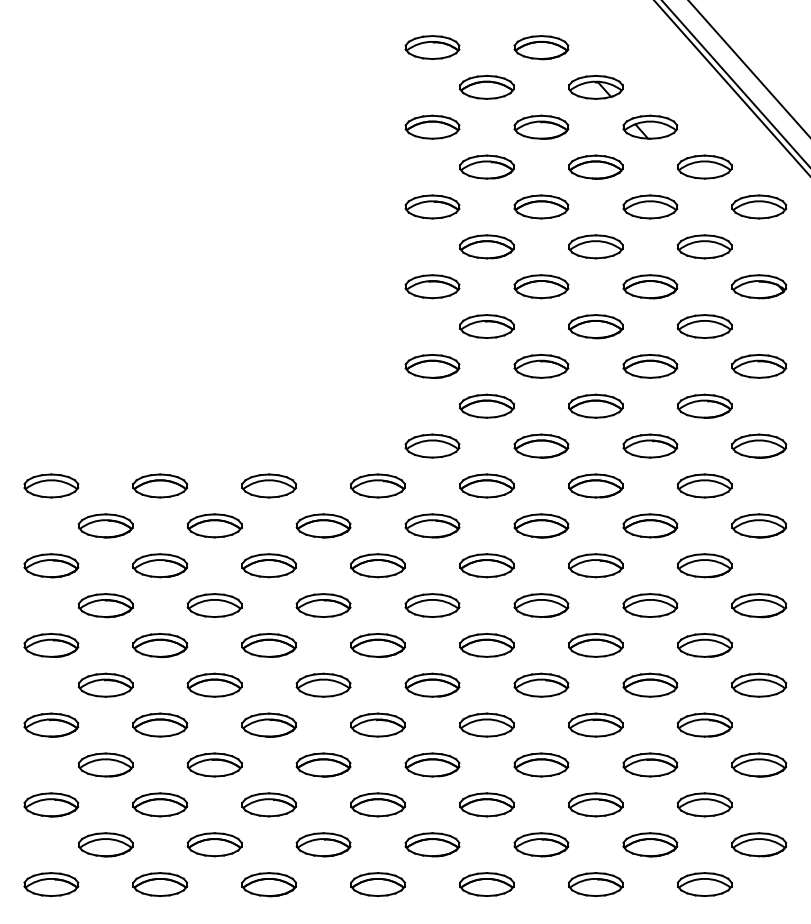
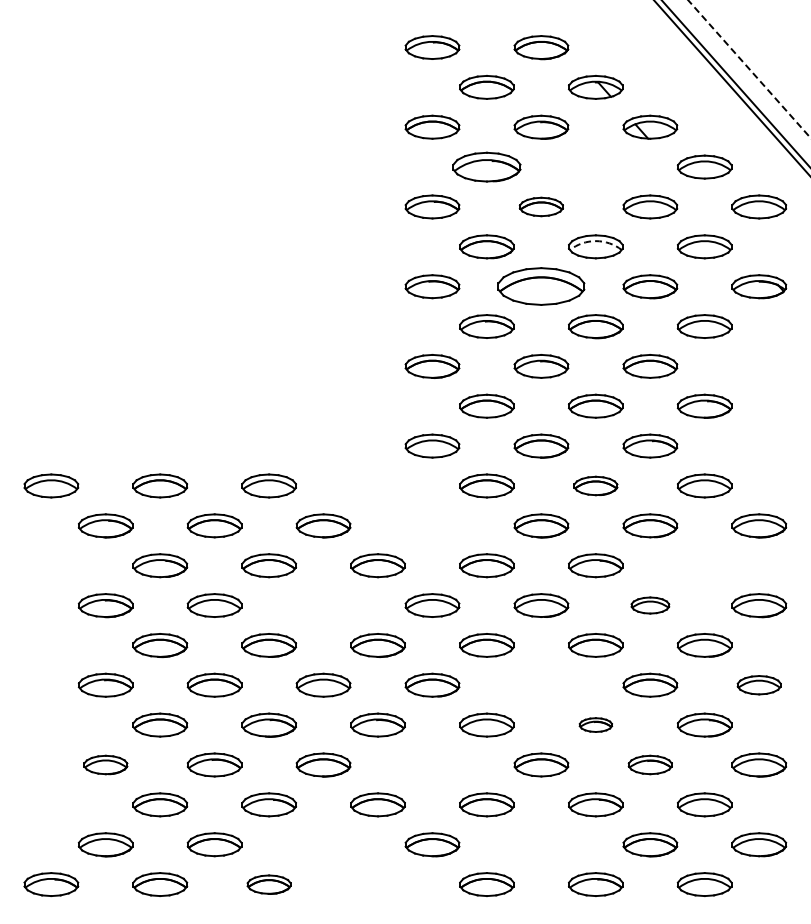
line: solid -> dashed (749, 69)
part size: 56x26 px -> 70x32 px (486, 166)
part: present -> none (595, 166)
part size: 57x26 px -> 46x22 px (540, 206)
arc: solid -> dashed (595, 241)
part size: 57x26 px -> 89x39 px (541, 286)
part: present -> none (759, 366)
part: present -> none (759, 445)
part: present -> none (377, 485)
part size: 56x26 px -> 46x22 px (595, 485)
part: present -> none (432, 525)
part: present -> none (51, 565)
part: present -> none (704, 565)
part: present -> none (323, 605)
part size: 57x25 px -> 41x19 px (650, 605)
part: present -> none (51, 645)
part: present -> none (541, 684)
part size: 57x26 px -> 46x21 px (758, 685)
part: present -> none (51, 724)
part size: 56x26 px -> 36x16 px (595, 724)
part size: 56x26 px -> 46x22 px (105, 764)
part: present -> none (432, 764)
part size: 57x26 px -> 46x22 px (649, 764)
part: present -> none (51, 804)
part: present -> none (323, 844)
part: present -> none (541, 844)
part size: 56x26 px -> 46x21 px (268, 884)
part: present -> none (377, 884)
